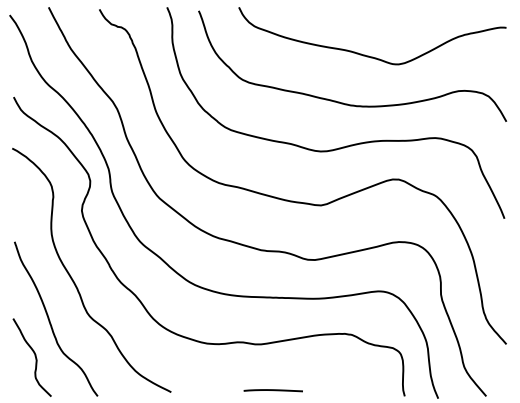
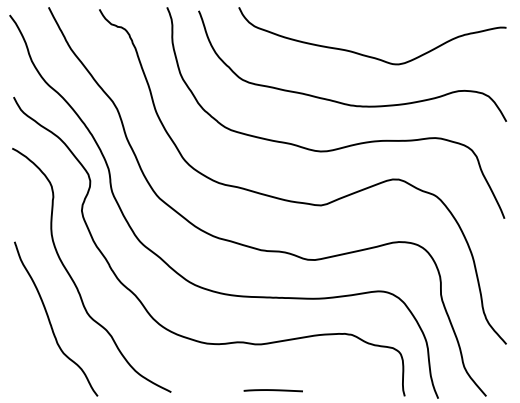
curve: present -> none (34, 356)
